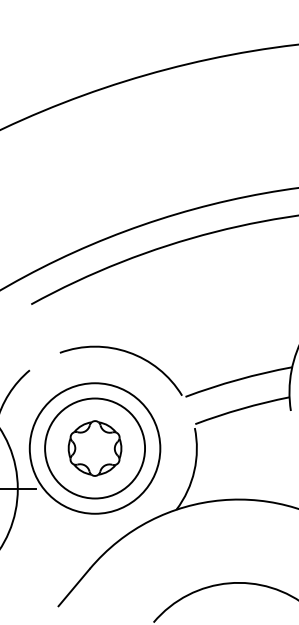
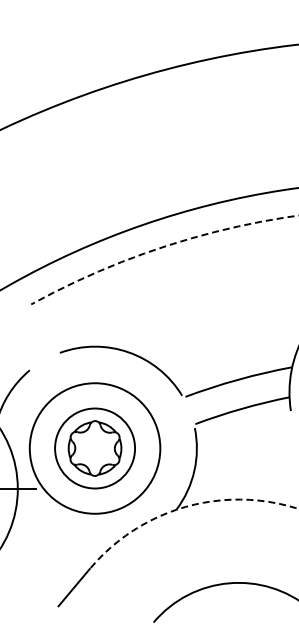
arc: solid -> dashed (162, 247)
circle diameter: 100 px -> 80 px (95, 448)
arc: solid -> dashed (186, 506)
